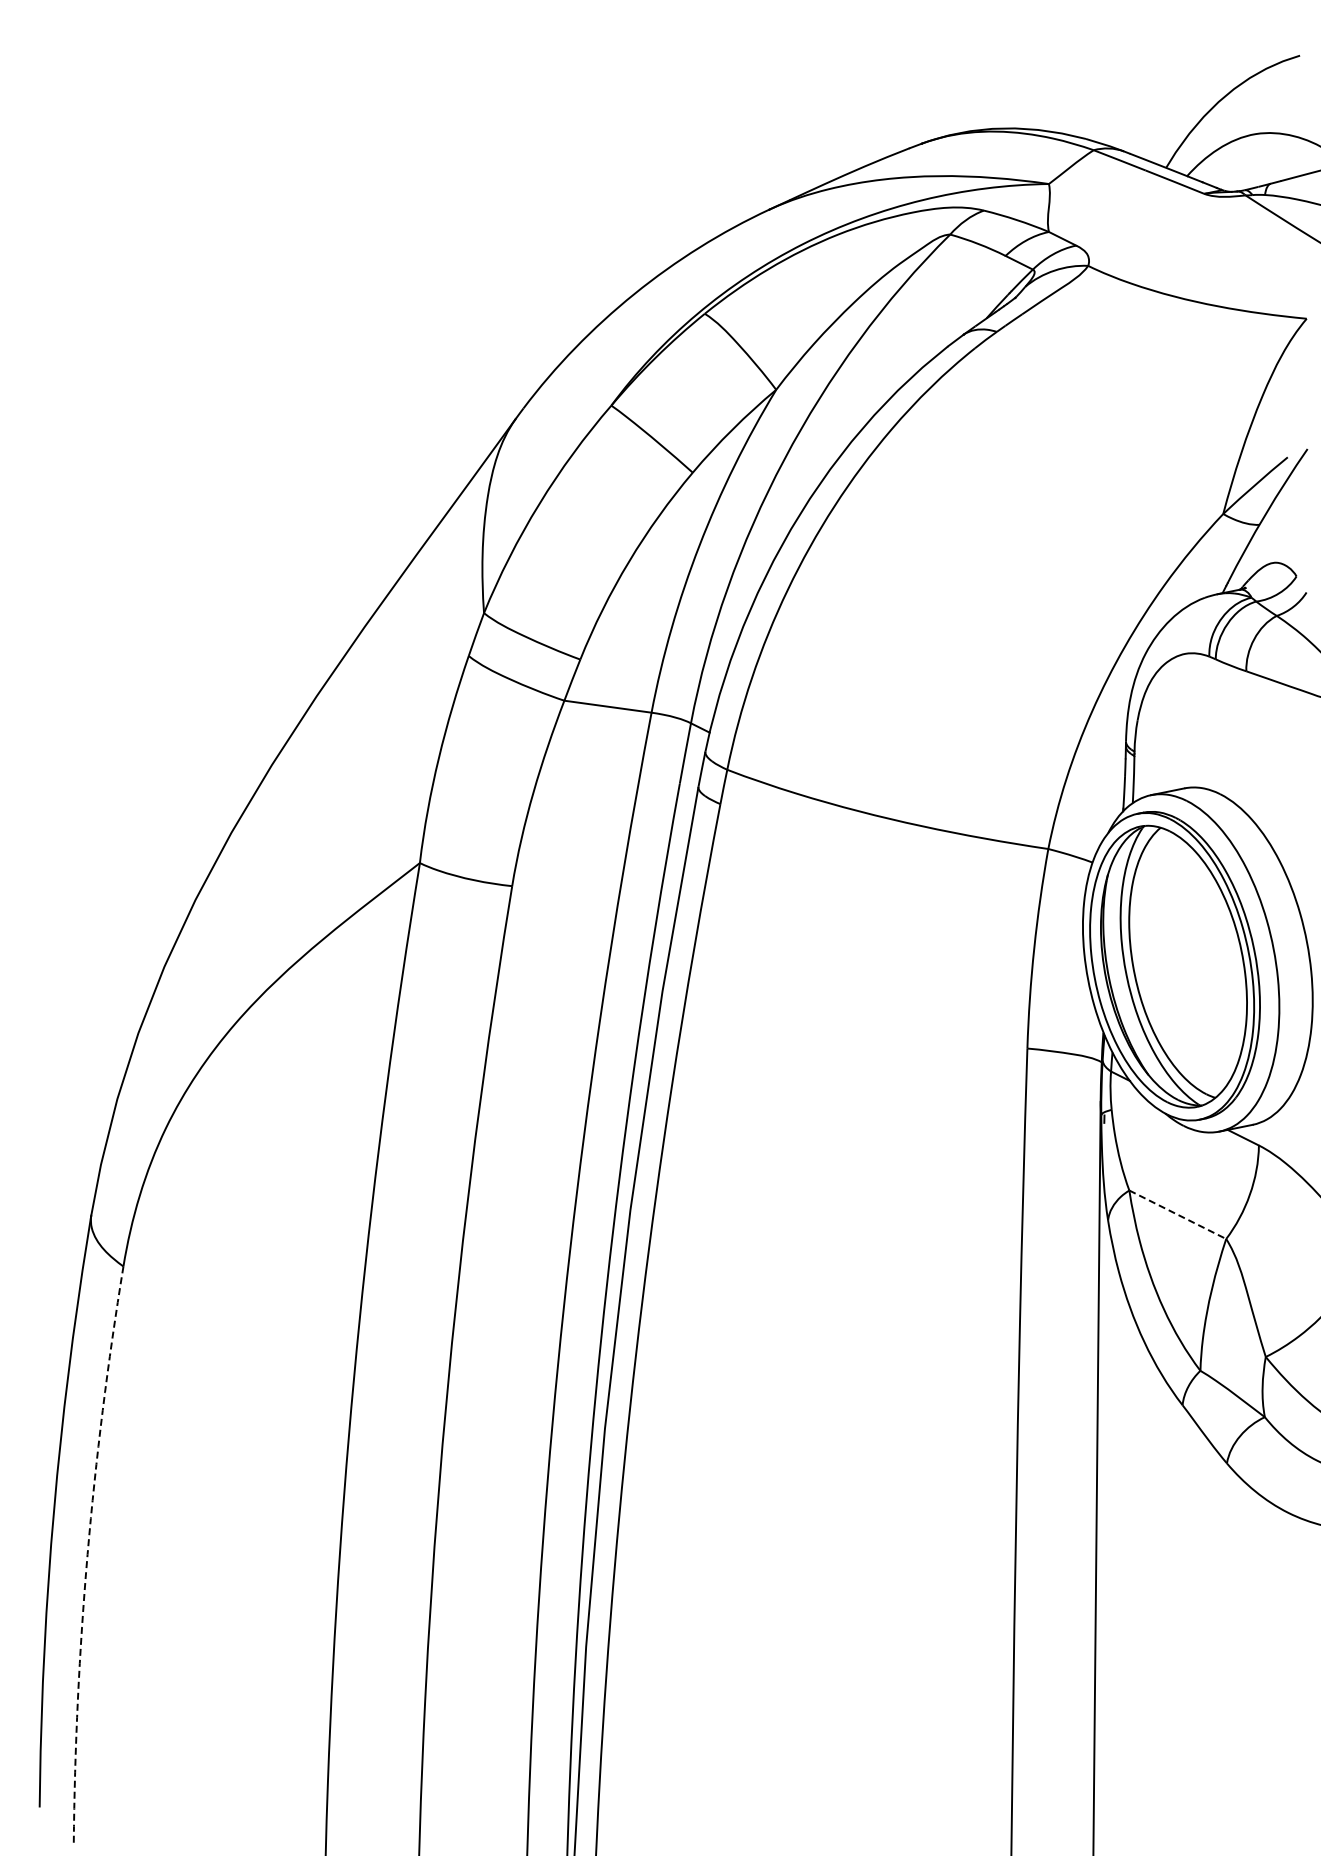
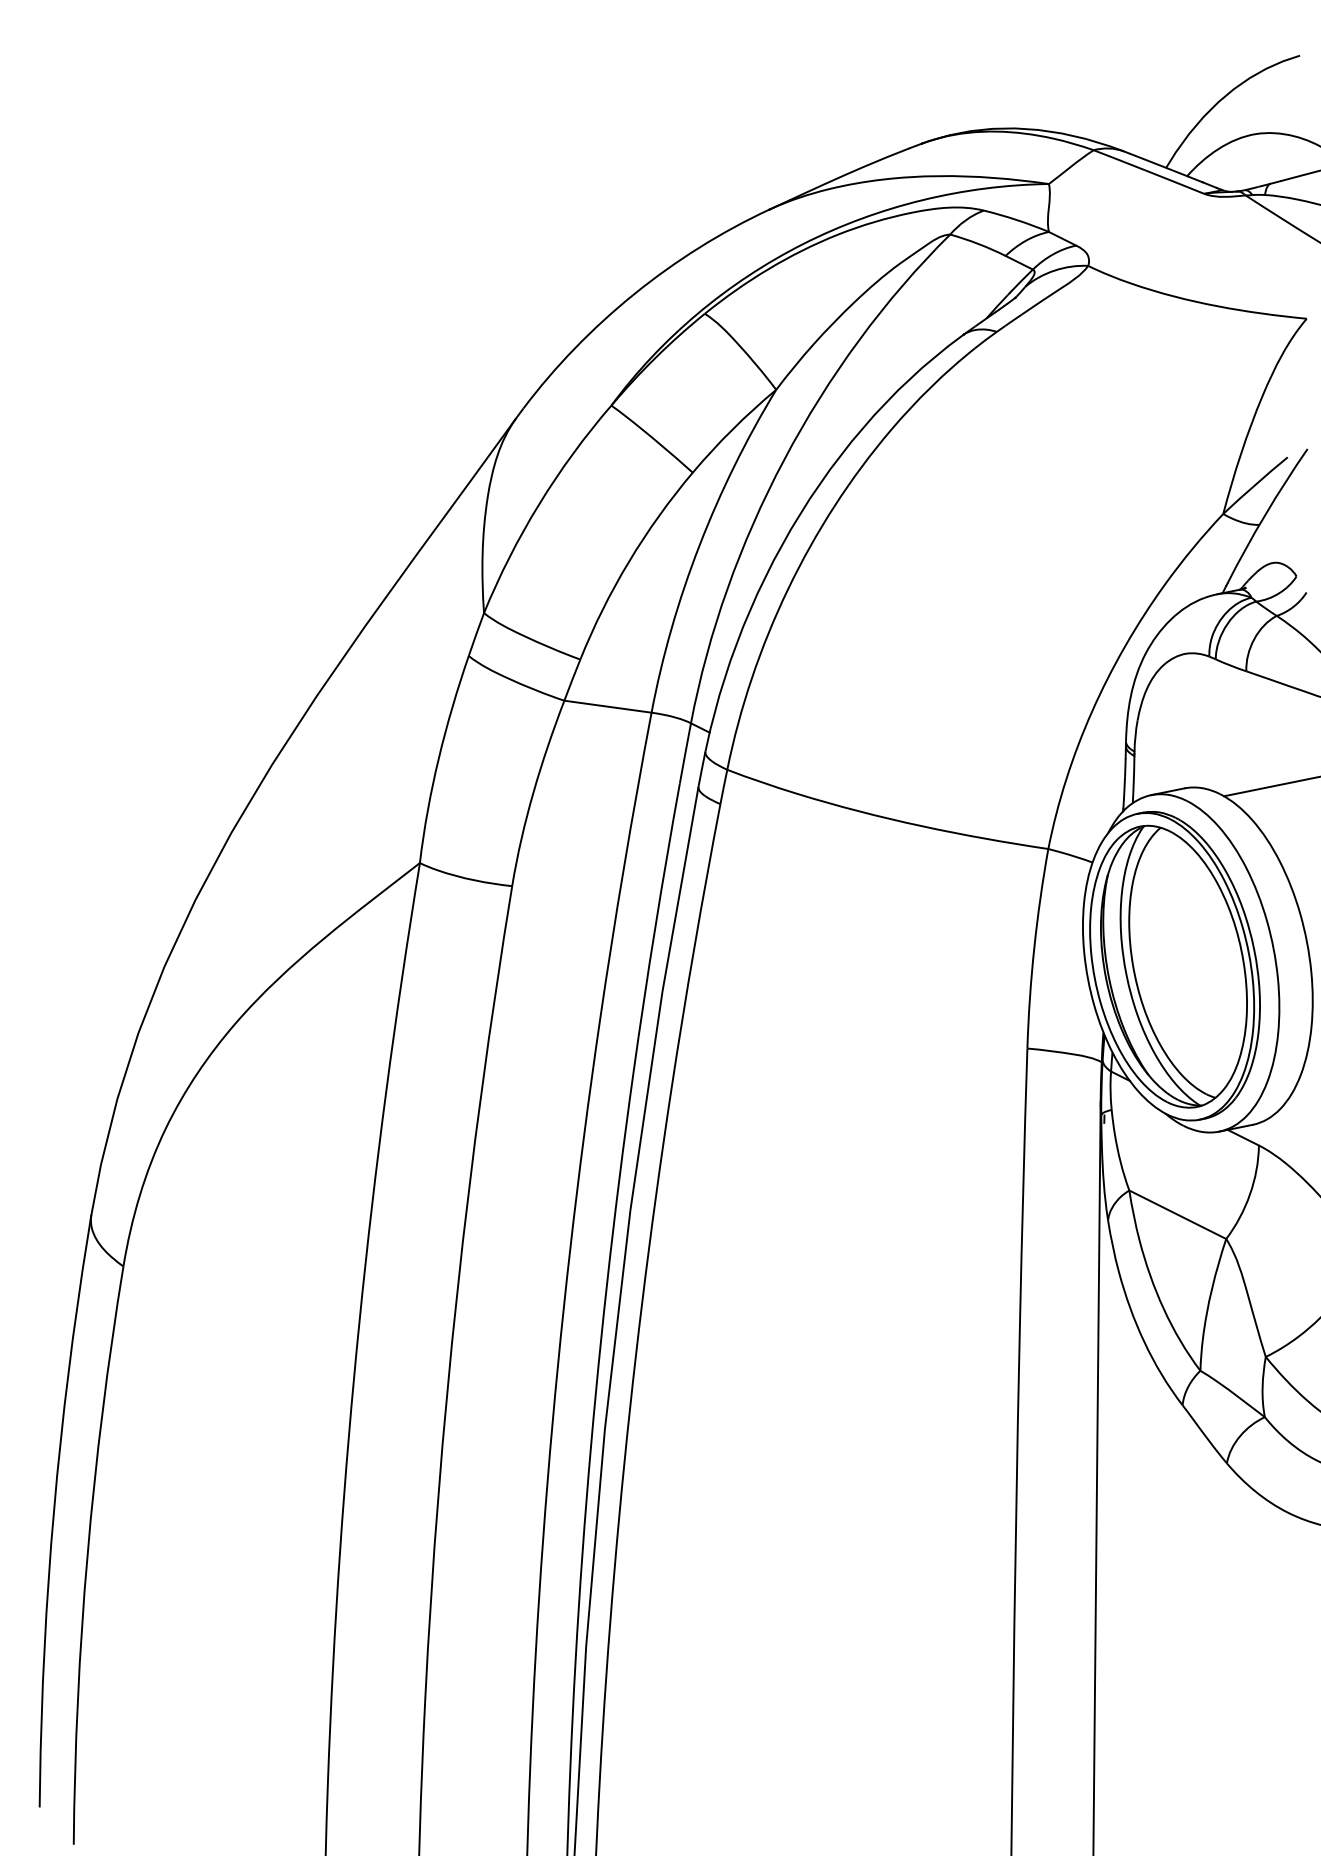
line: none -> present (1270, 786)
line: dashed -> solid (1178, 1214)
arc: dashed -> solid (87, 1554)
